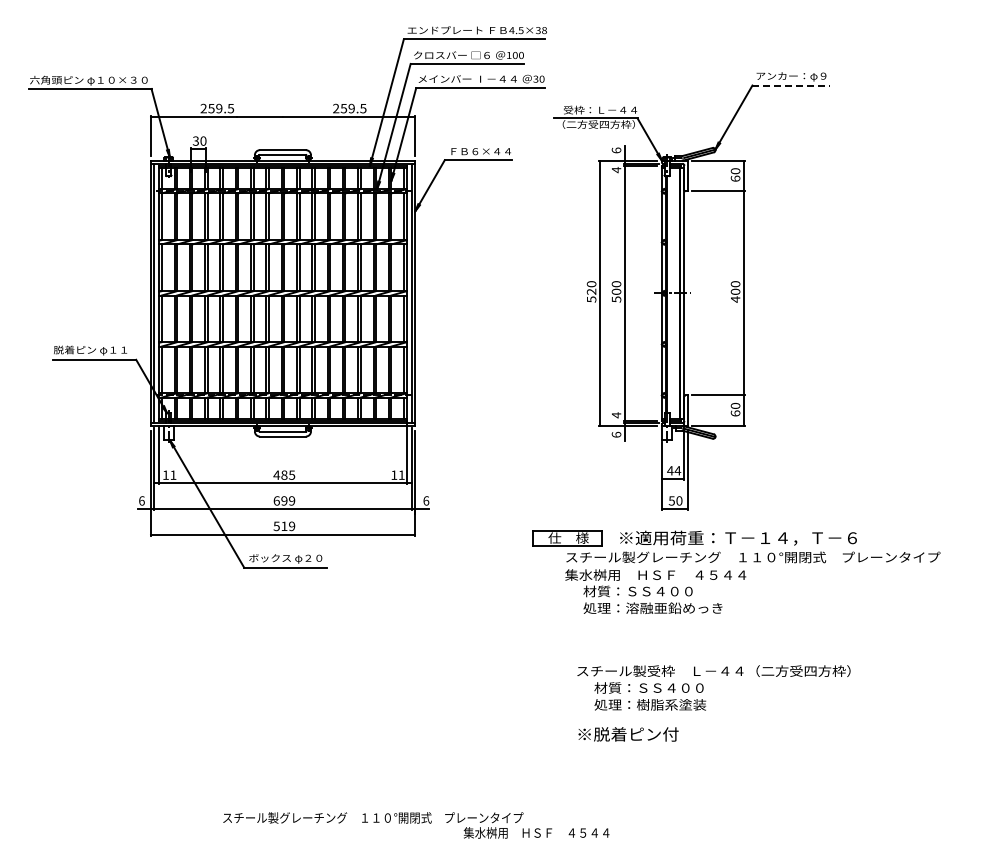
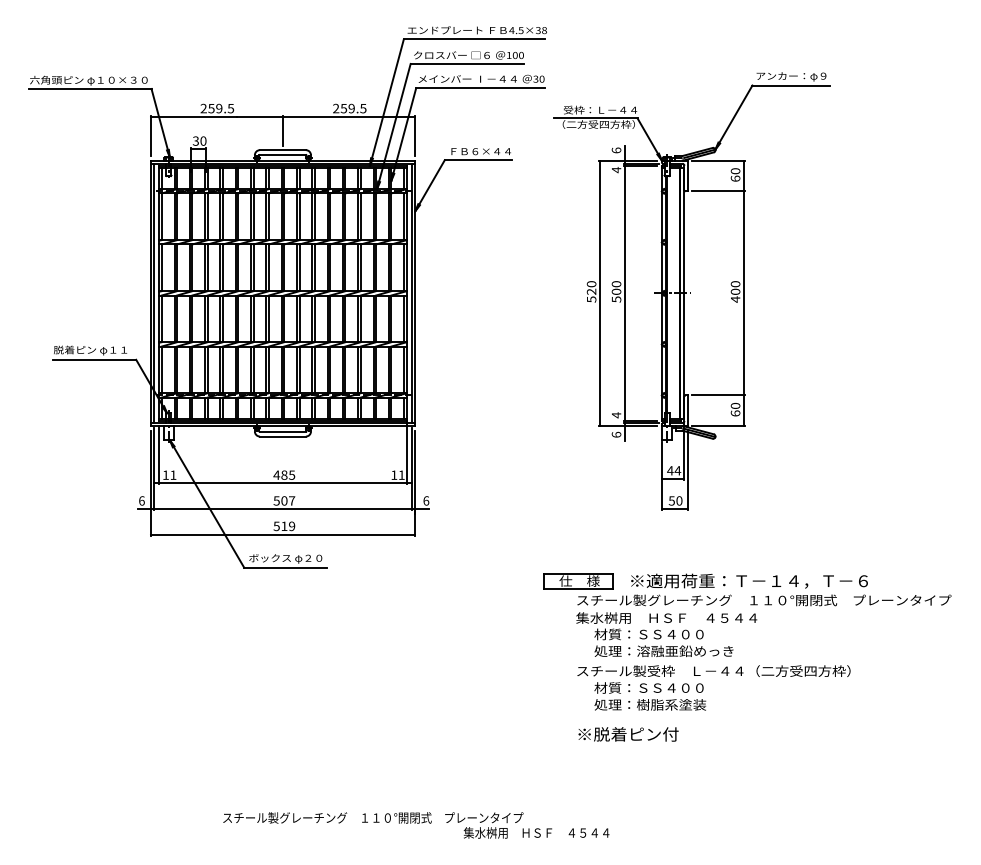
line: dashed -> solid (791, 85)
line: none -> present (282, 130)
text: 699 -> 507 (284, 500)
part position: (736, 571) -> (747, 614) (747, 614)
